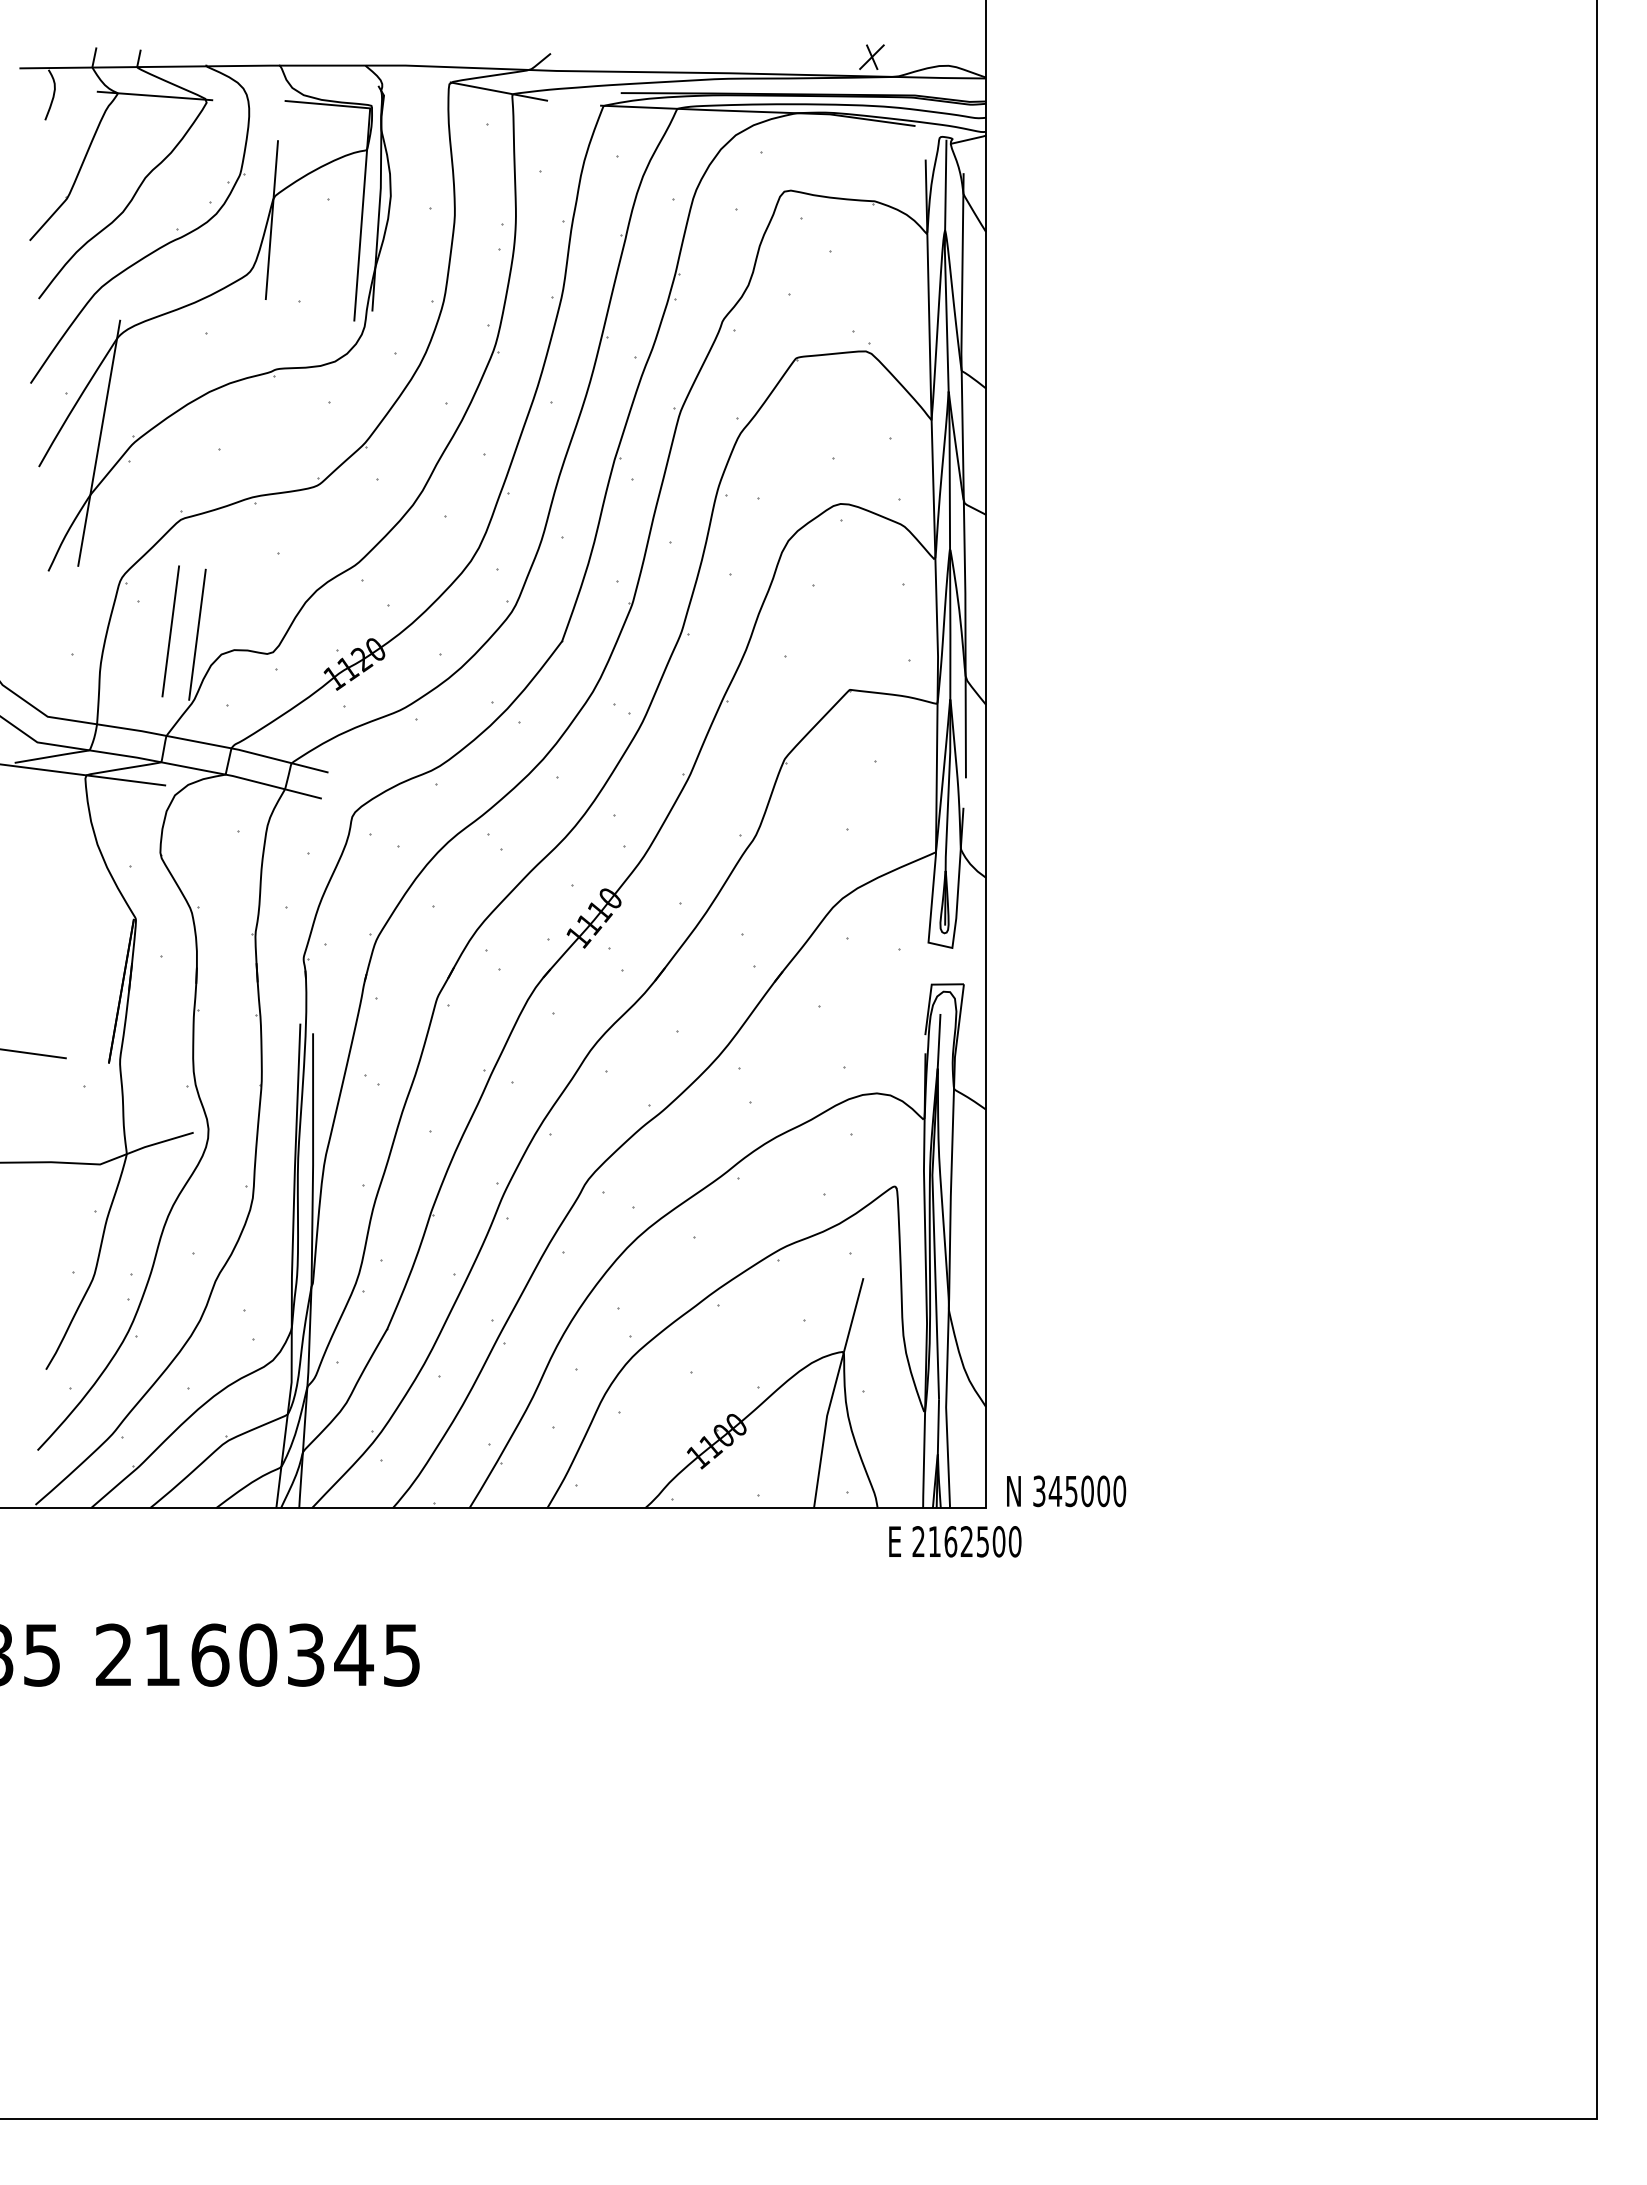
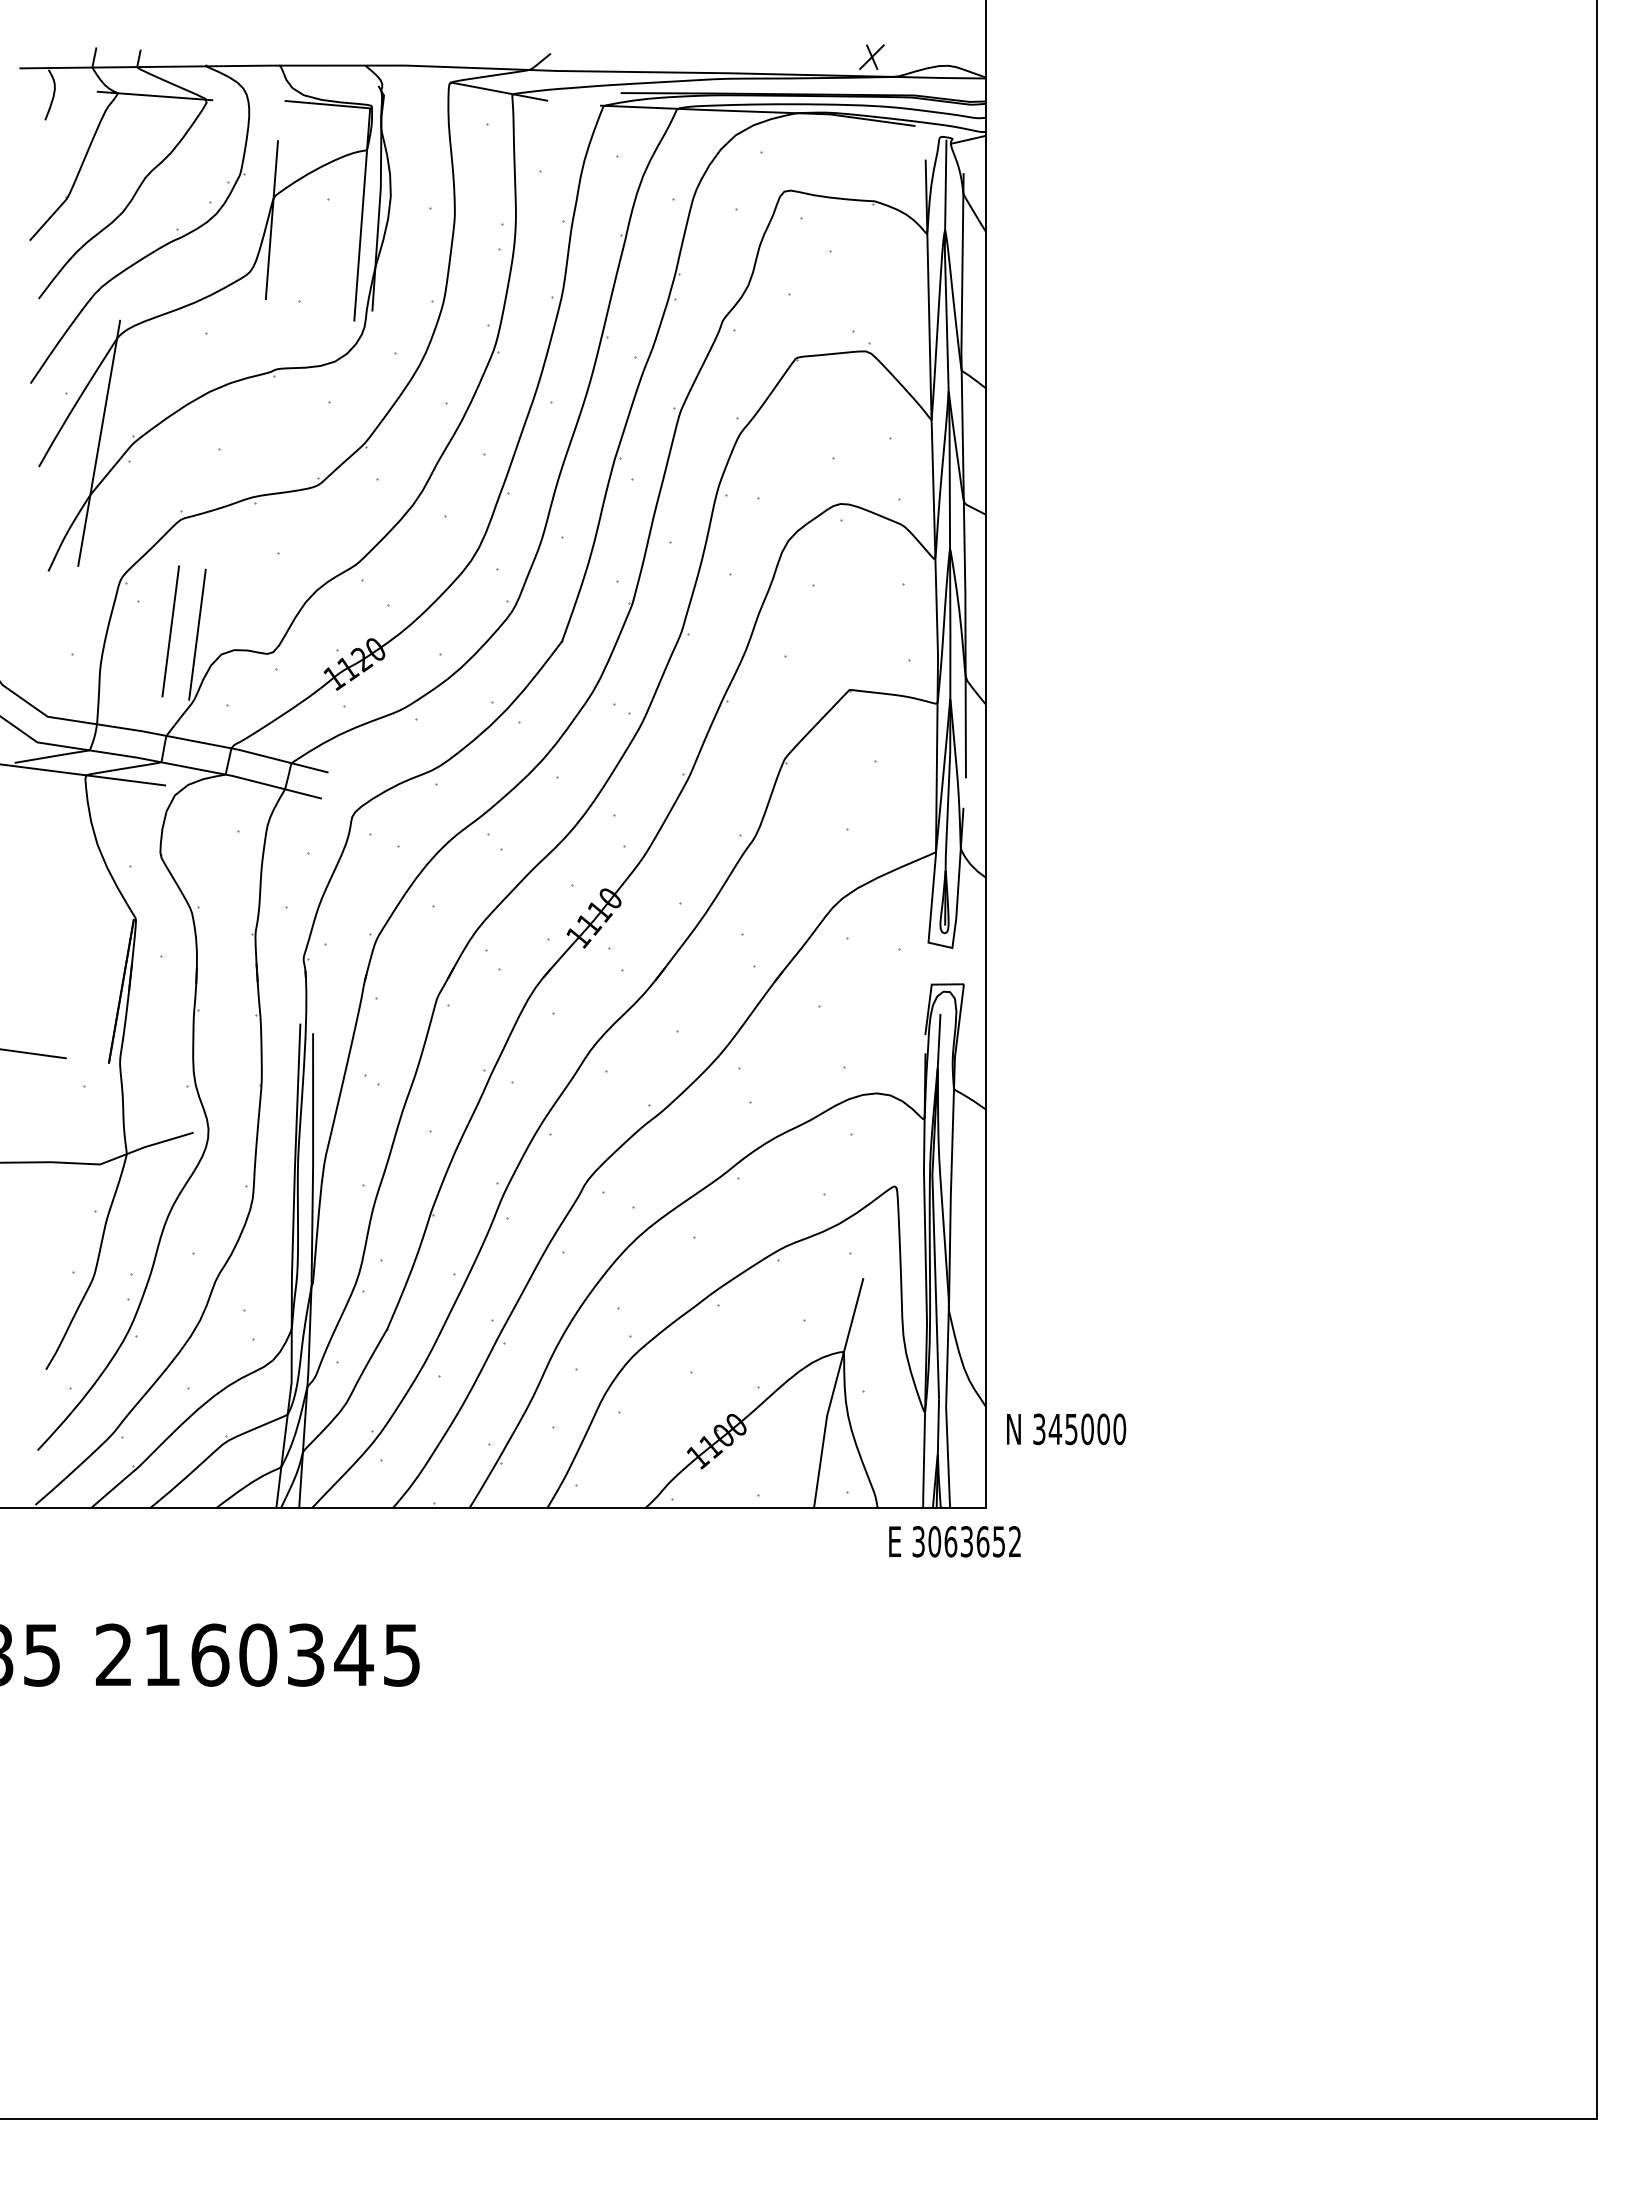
text position: (1066, 1491) -> (1066, 1429) (1066, 1429)
text: 2162500 -> 3063652 (966, 1541)
